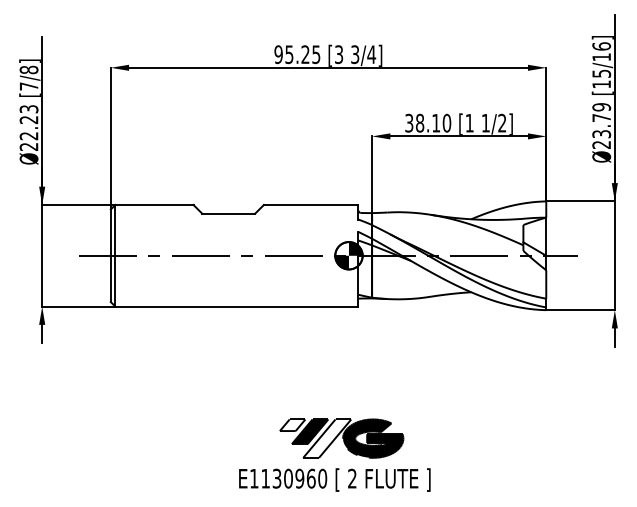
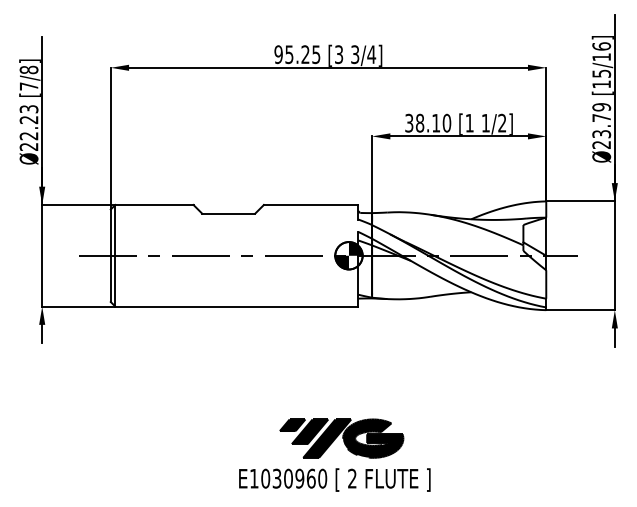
fill: none -> present (292, 425)
fill: none -> present (327, 438)
text: E1130960 -> E1030960 (265, 478)
